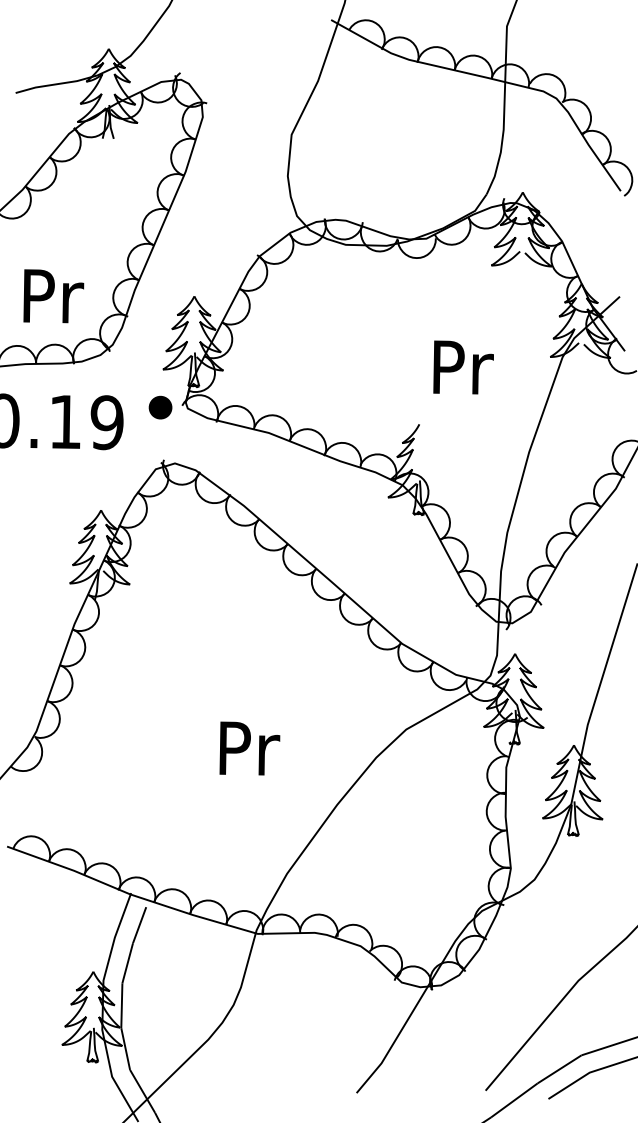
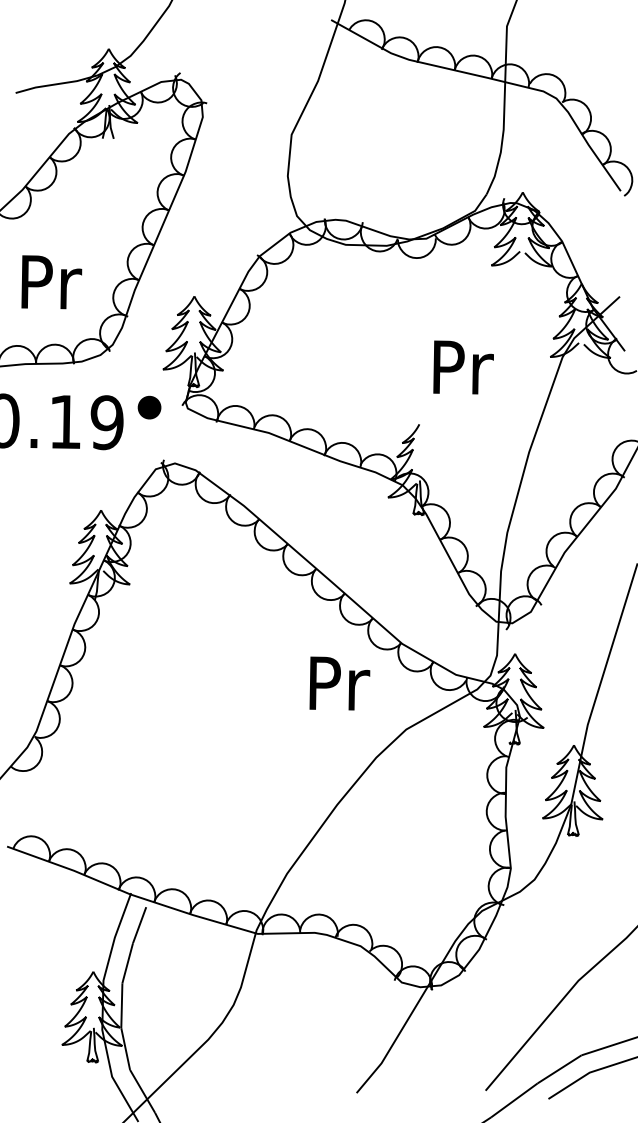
text position: (53, 296) -> (51, 282) (51, 282)
part position: (160, 407) -> (149, 407) (149, 407)
text position: (249, 748) -> (339, 683) (339, 683)
